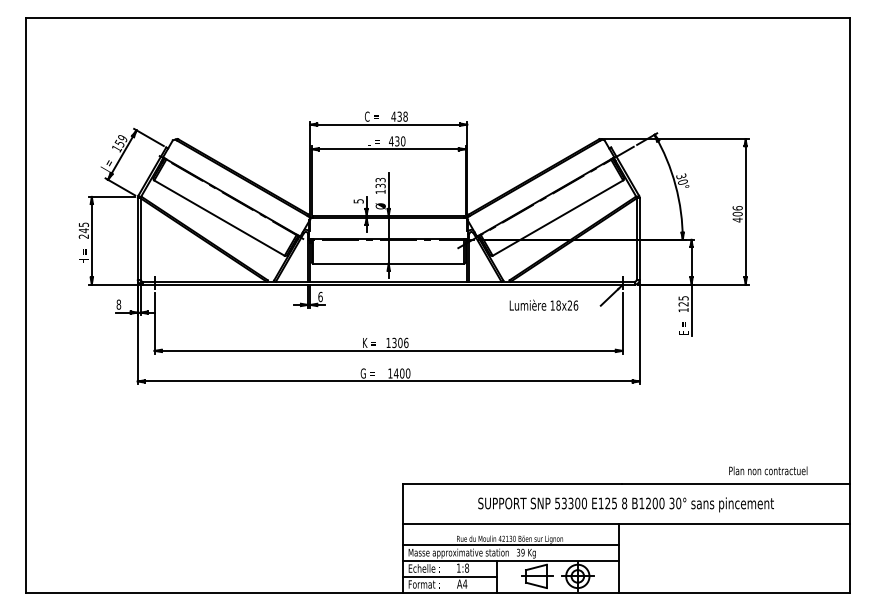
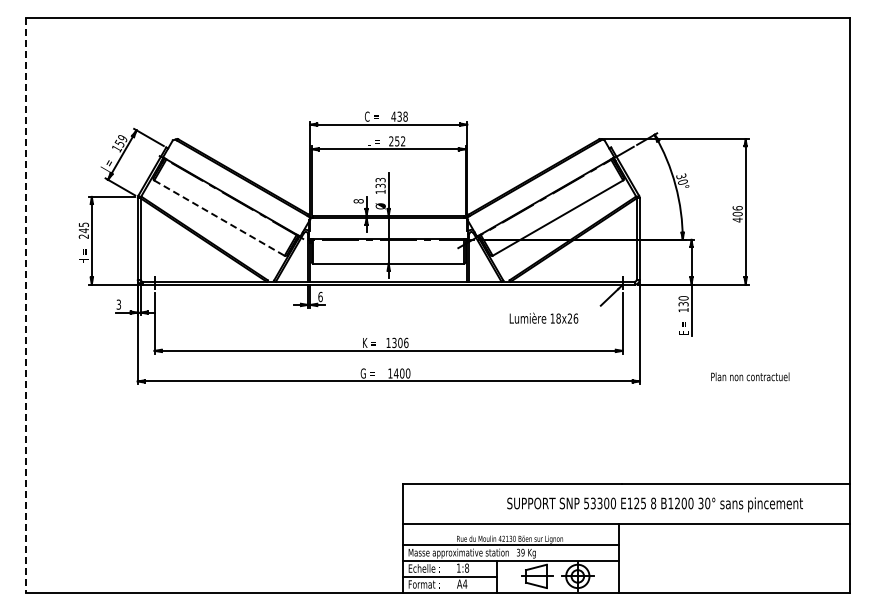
text: 430 -> 252 (397, 141)
text: 5 -> 8 (358, 201)
line: solid -> dashed (219, 218)
text: 125 -> 130 (683, 301)
text: 8 -> 3 (118, 304)
text position: (543, 304) -> (543, 317) (543, 317)
line: solid -> dashed (26, 305)
text position: (768, 470) -> (750, 376) (750, 376)
text position: (625, 504) -> (654, 504) (654, 504)
